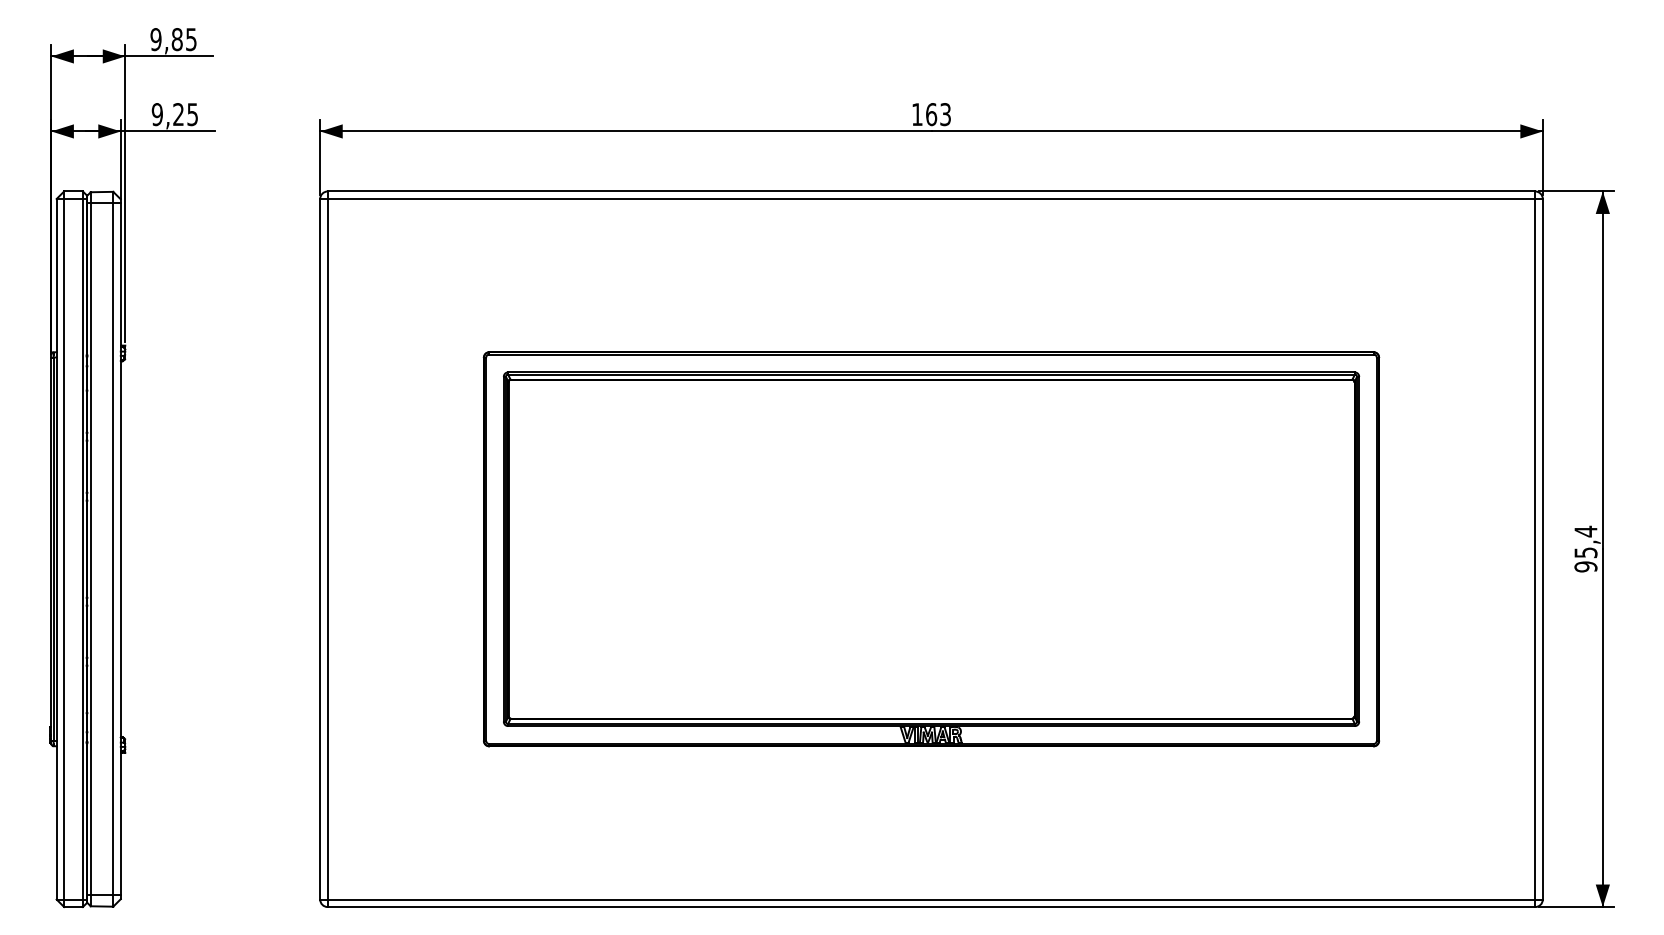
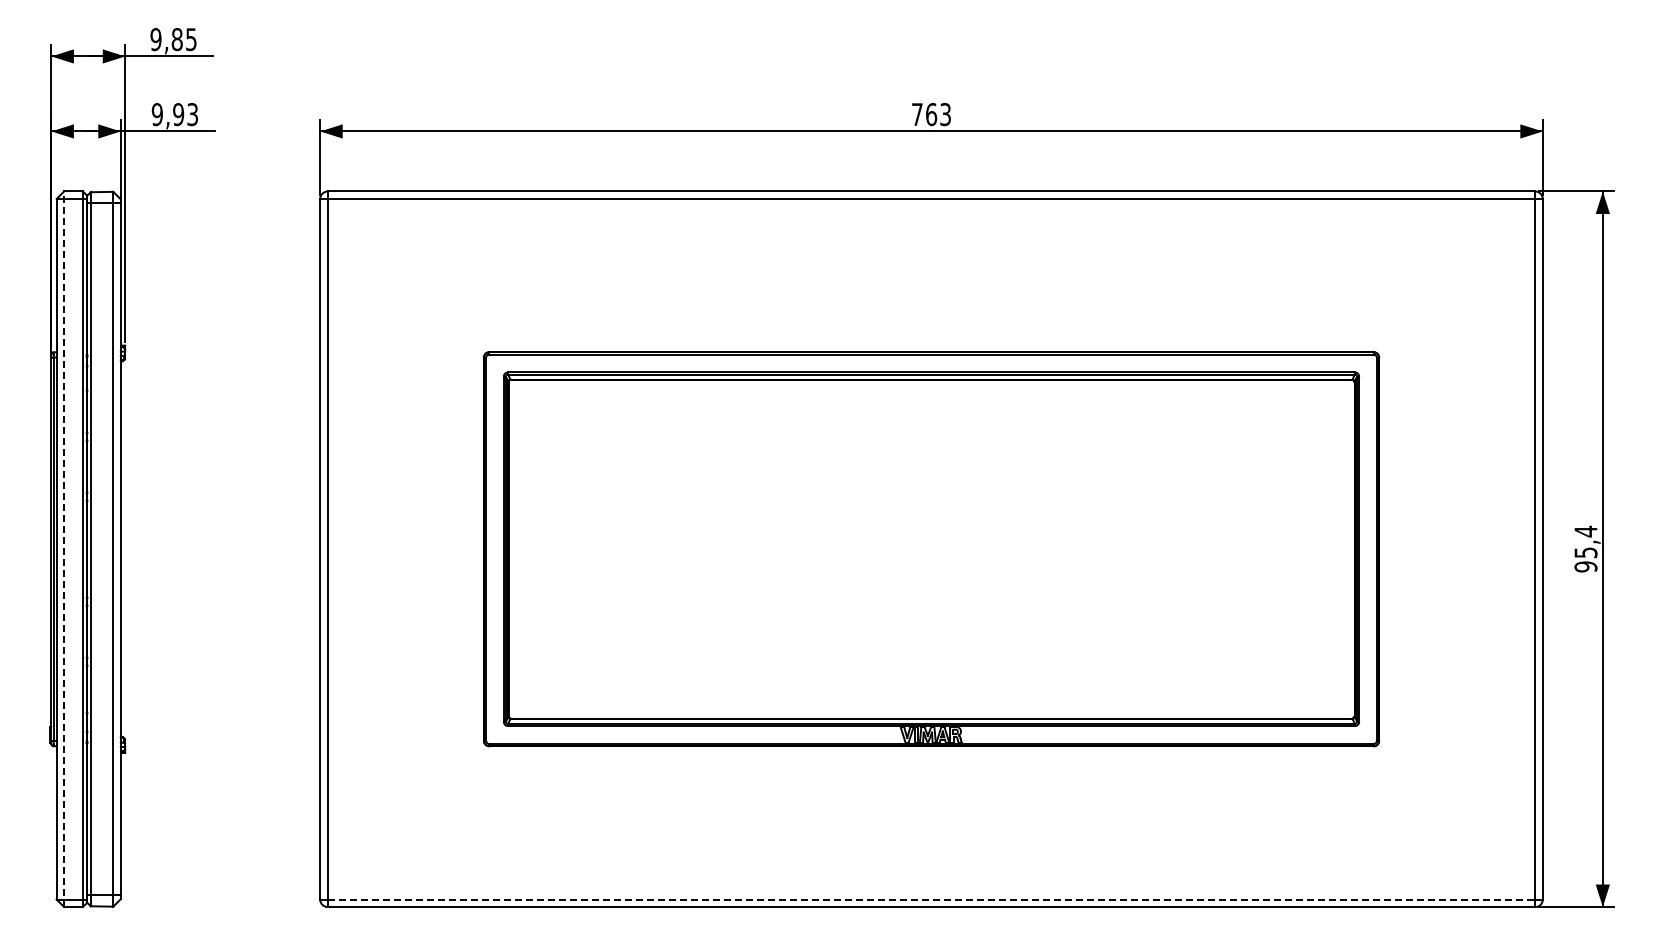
text: 9,25 -> 9,93 (185, 114)
text: 163 -> 763 (917, 114)
line: solid -> dashed (64, 549)
line: solid -> dashed (931, 899)
